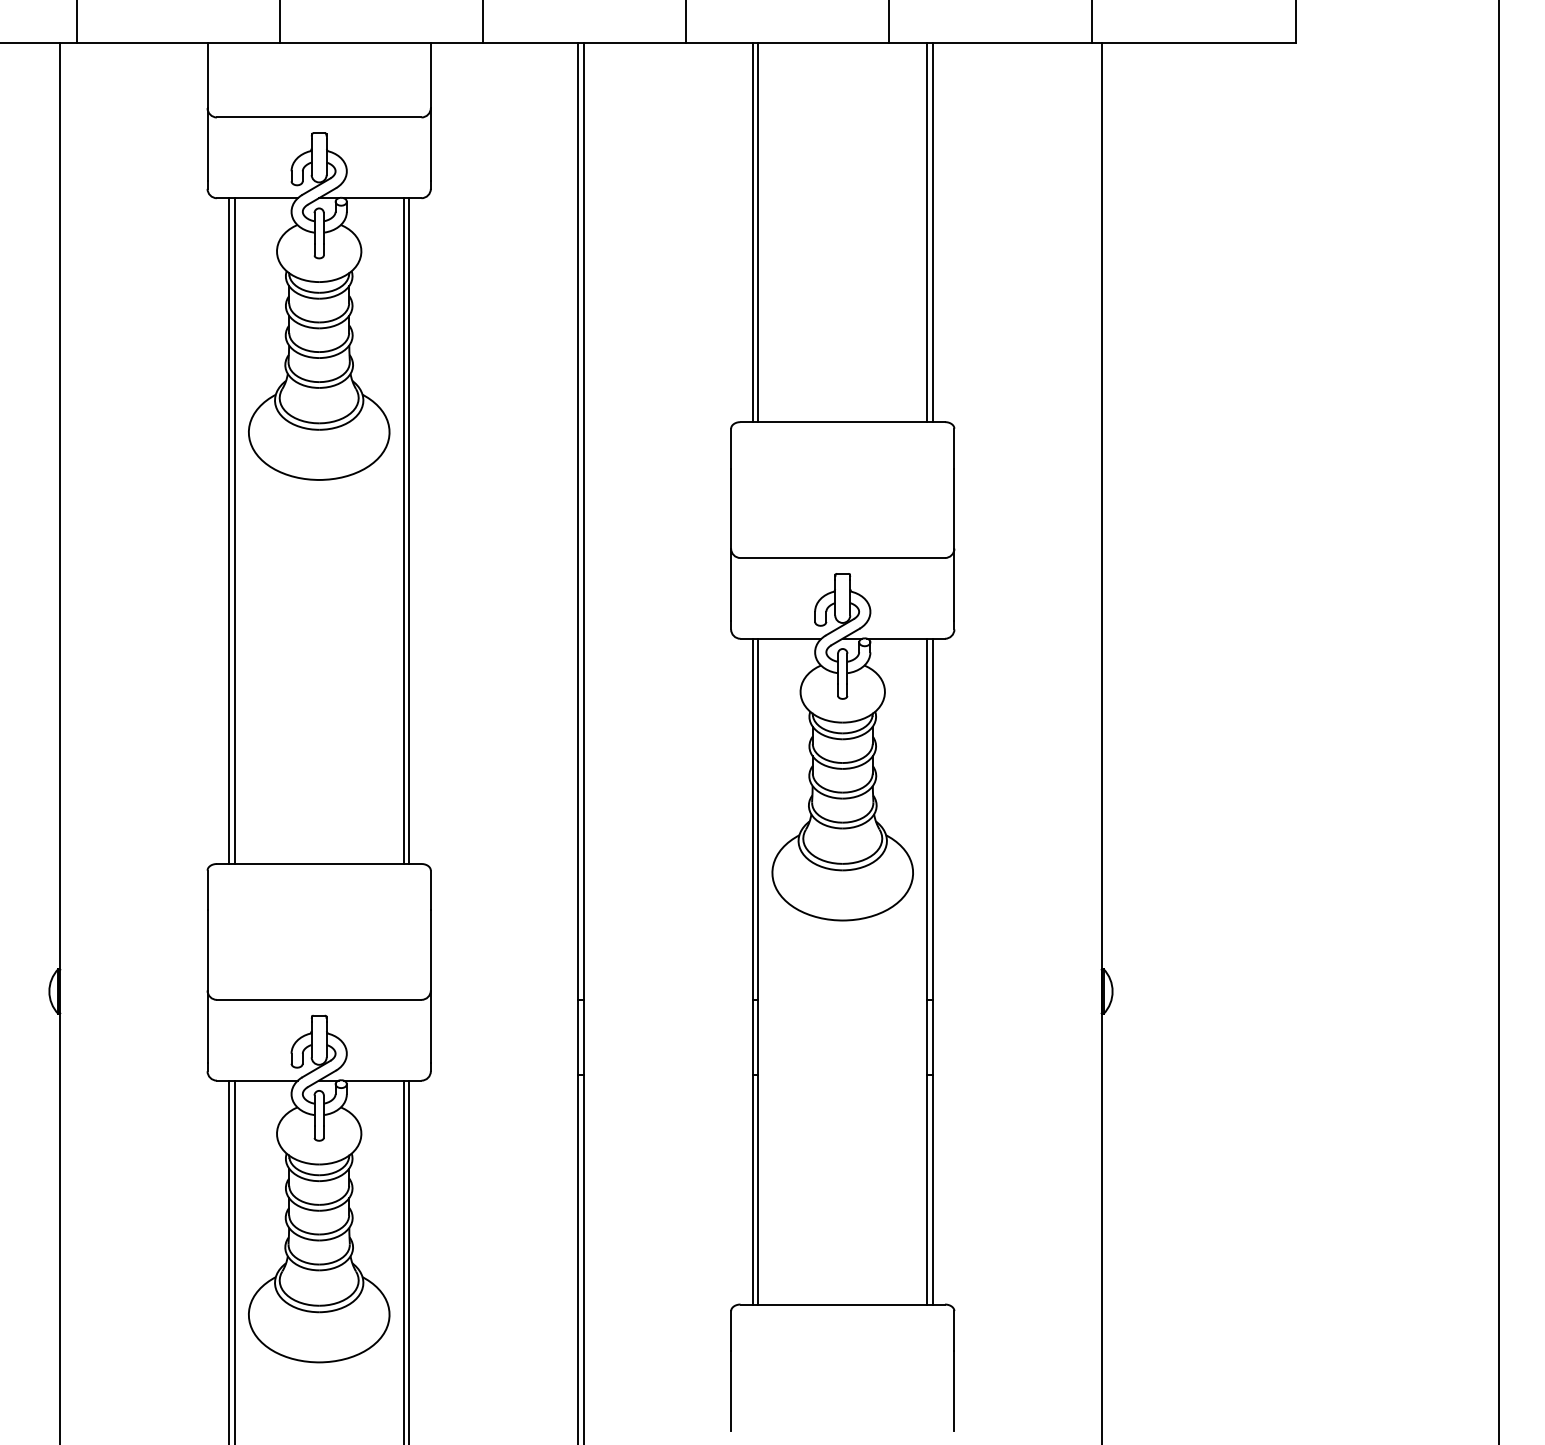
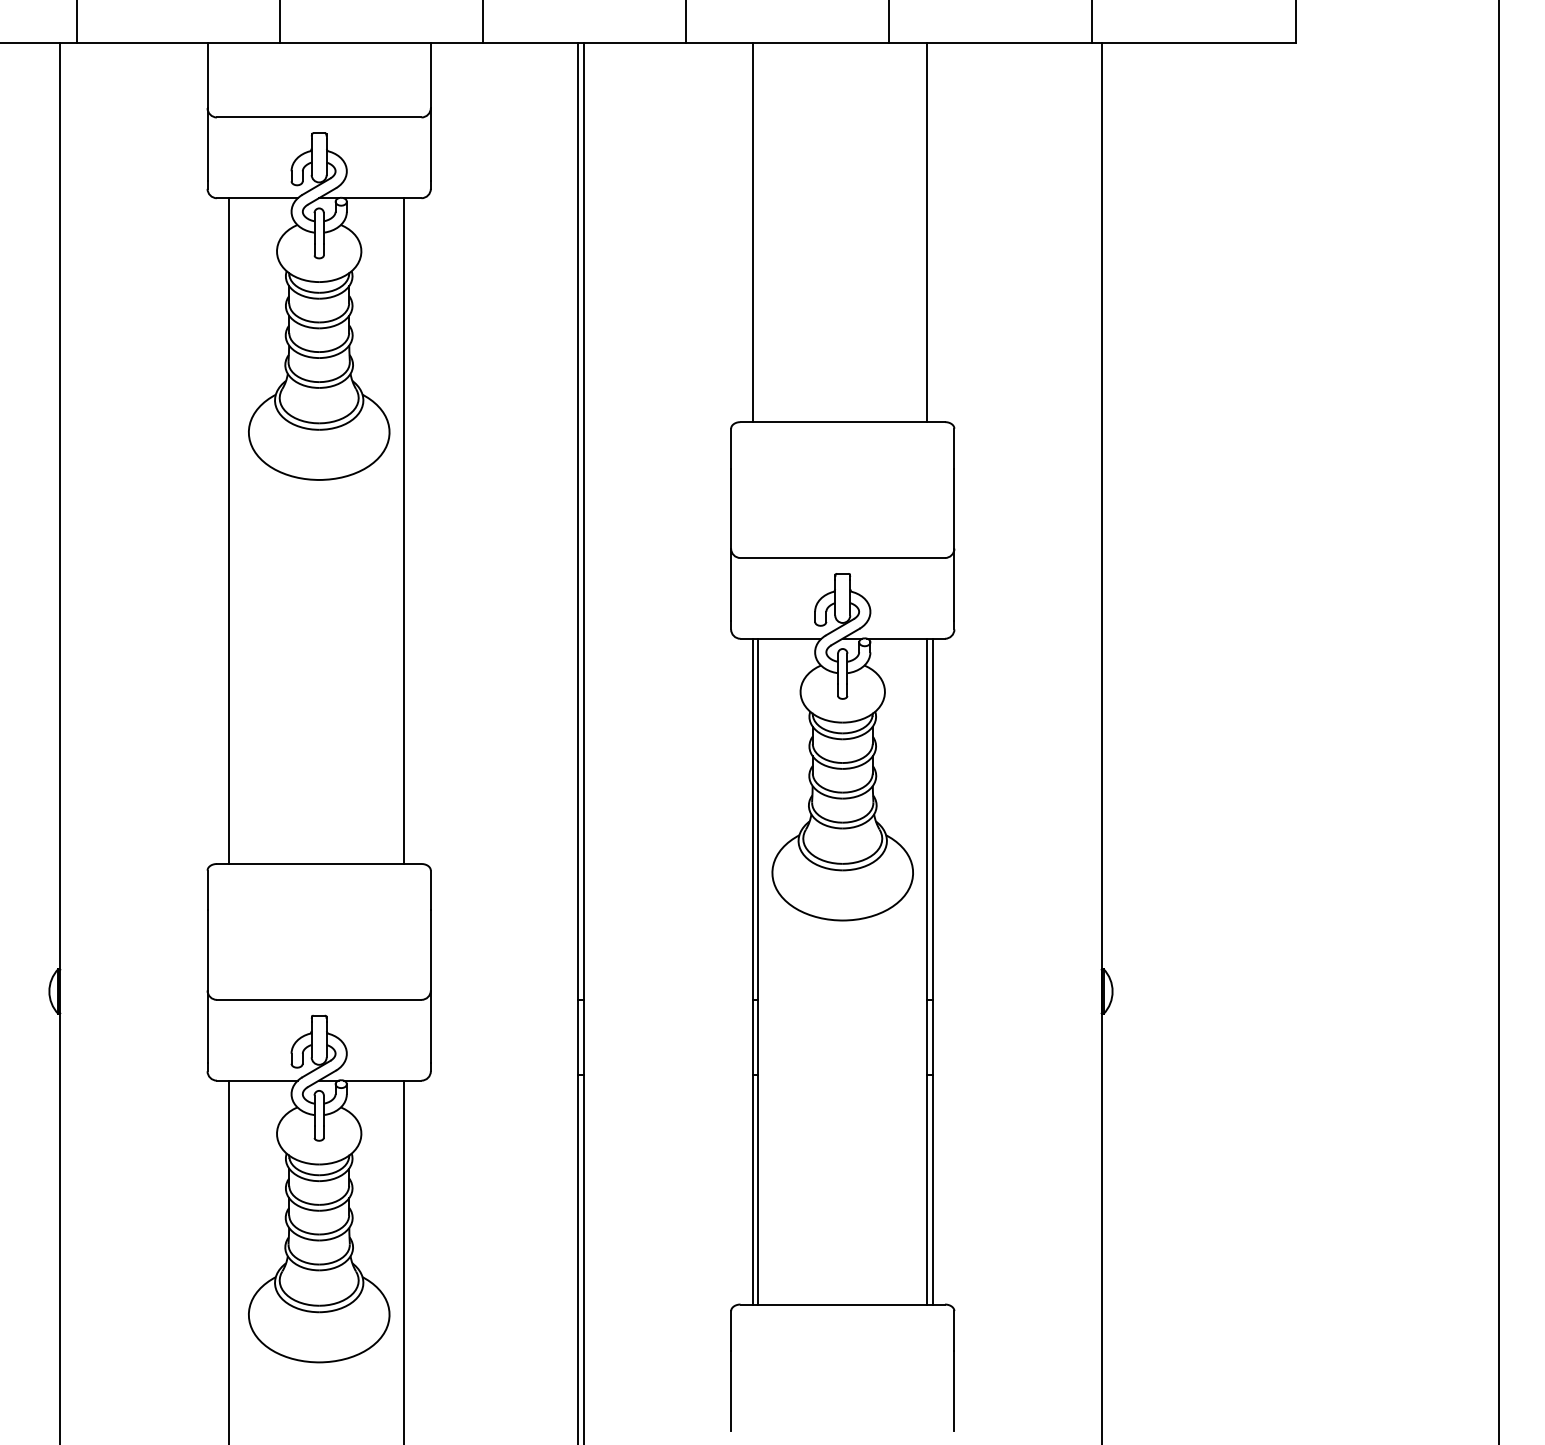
line: present -> none (758, 232)
line: present -> none (932, 232)
line: present -> none (234, 530)
line: present -> none (409, 530)
line: present -> none (234, 1260)
line: present -> none (409, 1260)
